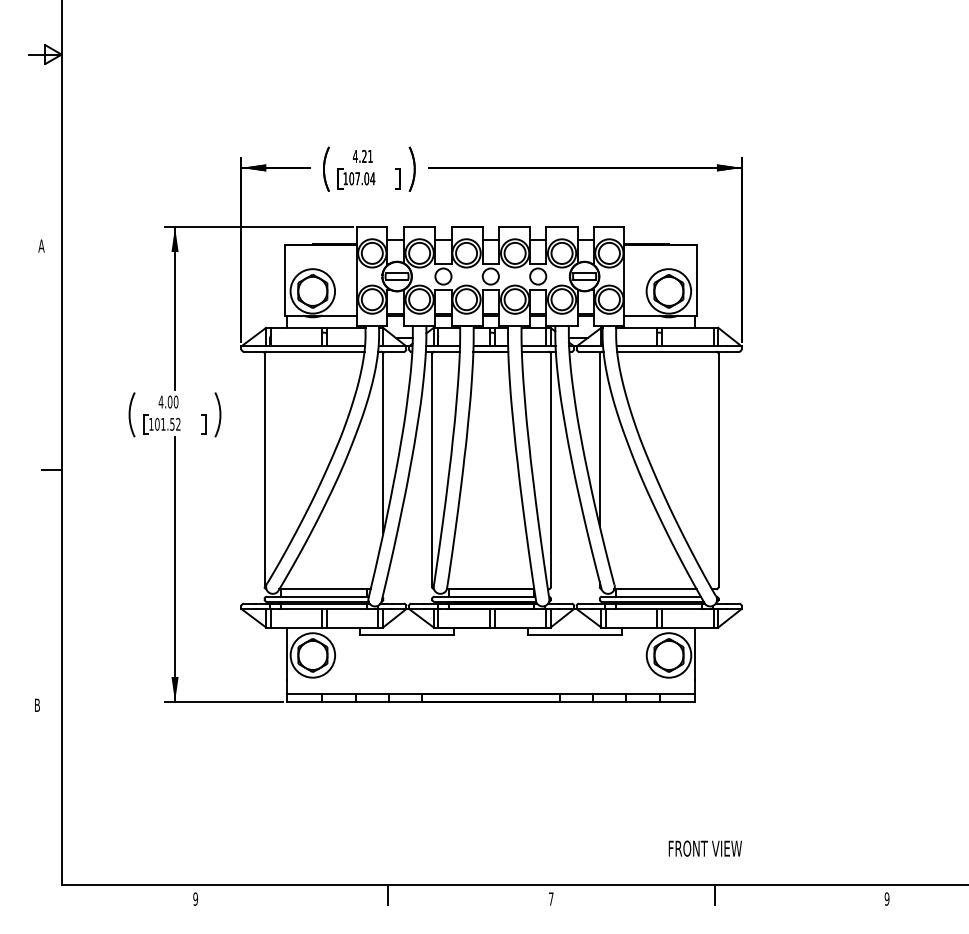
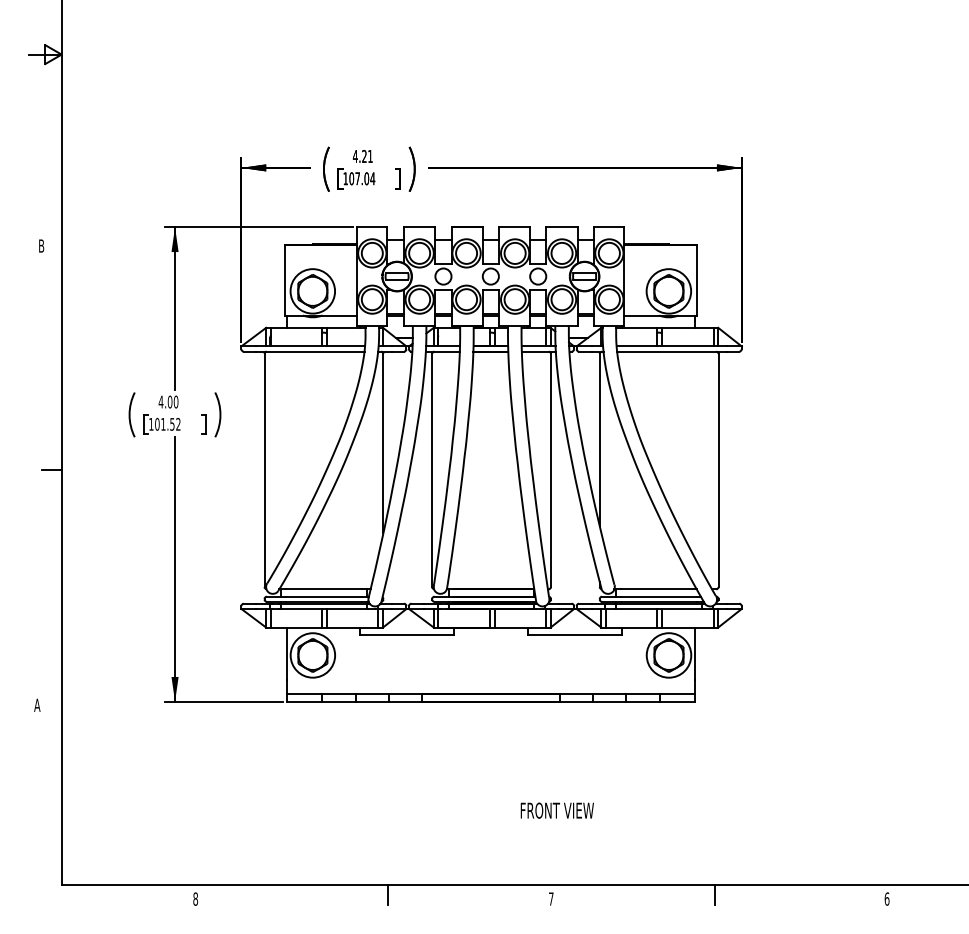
text: A -> B (41, 245)
text: B -> A (37, 704)
text position: (704, 848) -> (556, 810) (556, 810)
text: 9 -> 8 (195, 898)
text: 9 -> 6 (886, 898)
